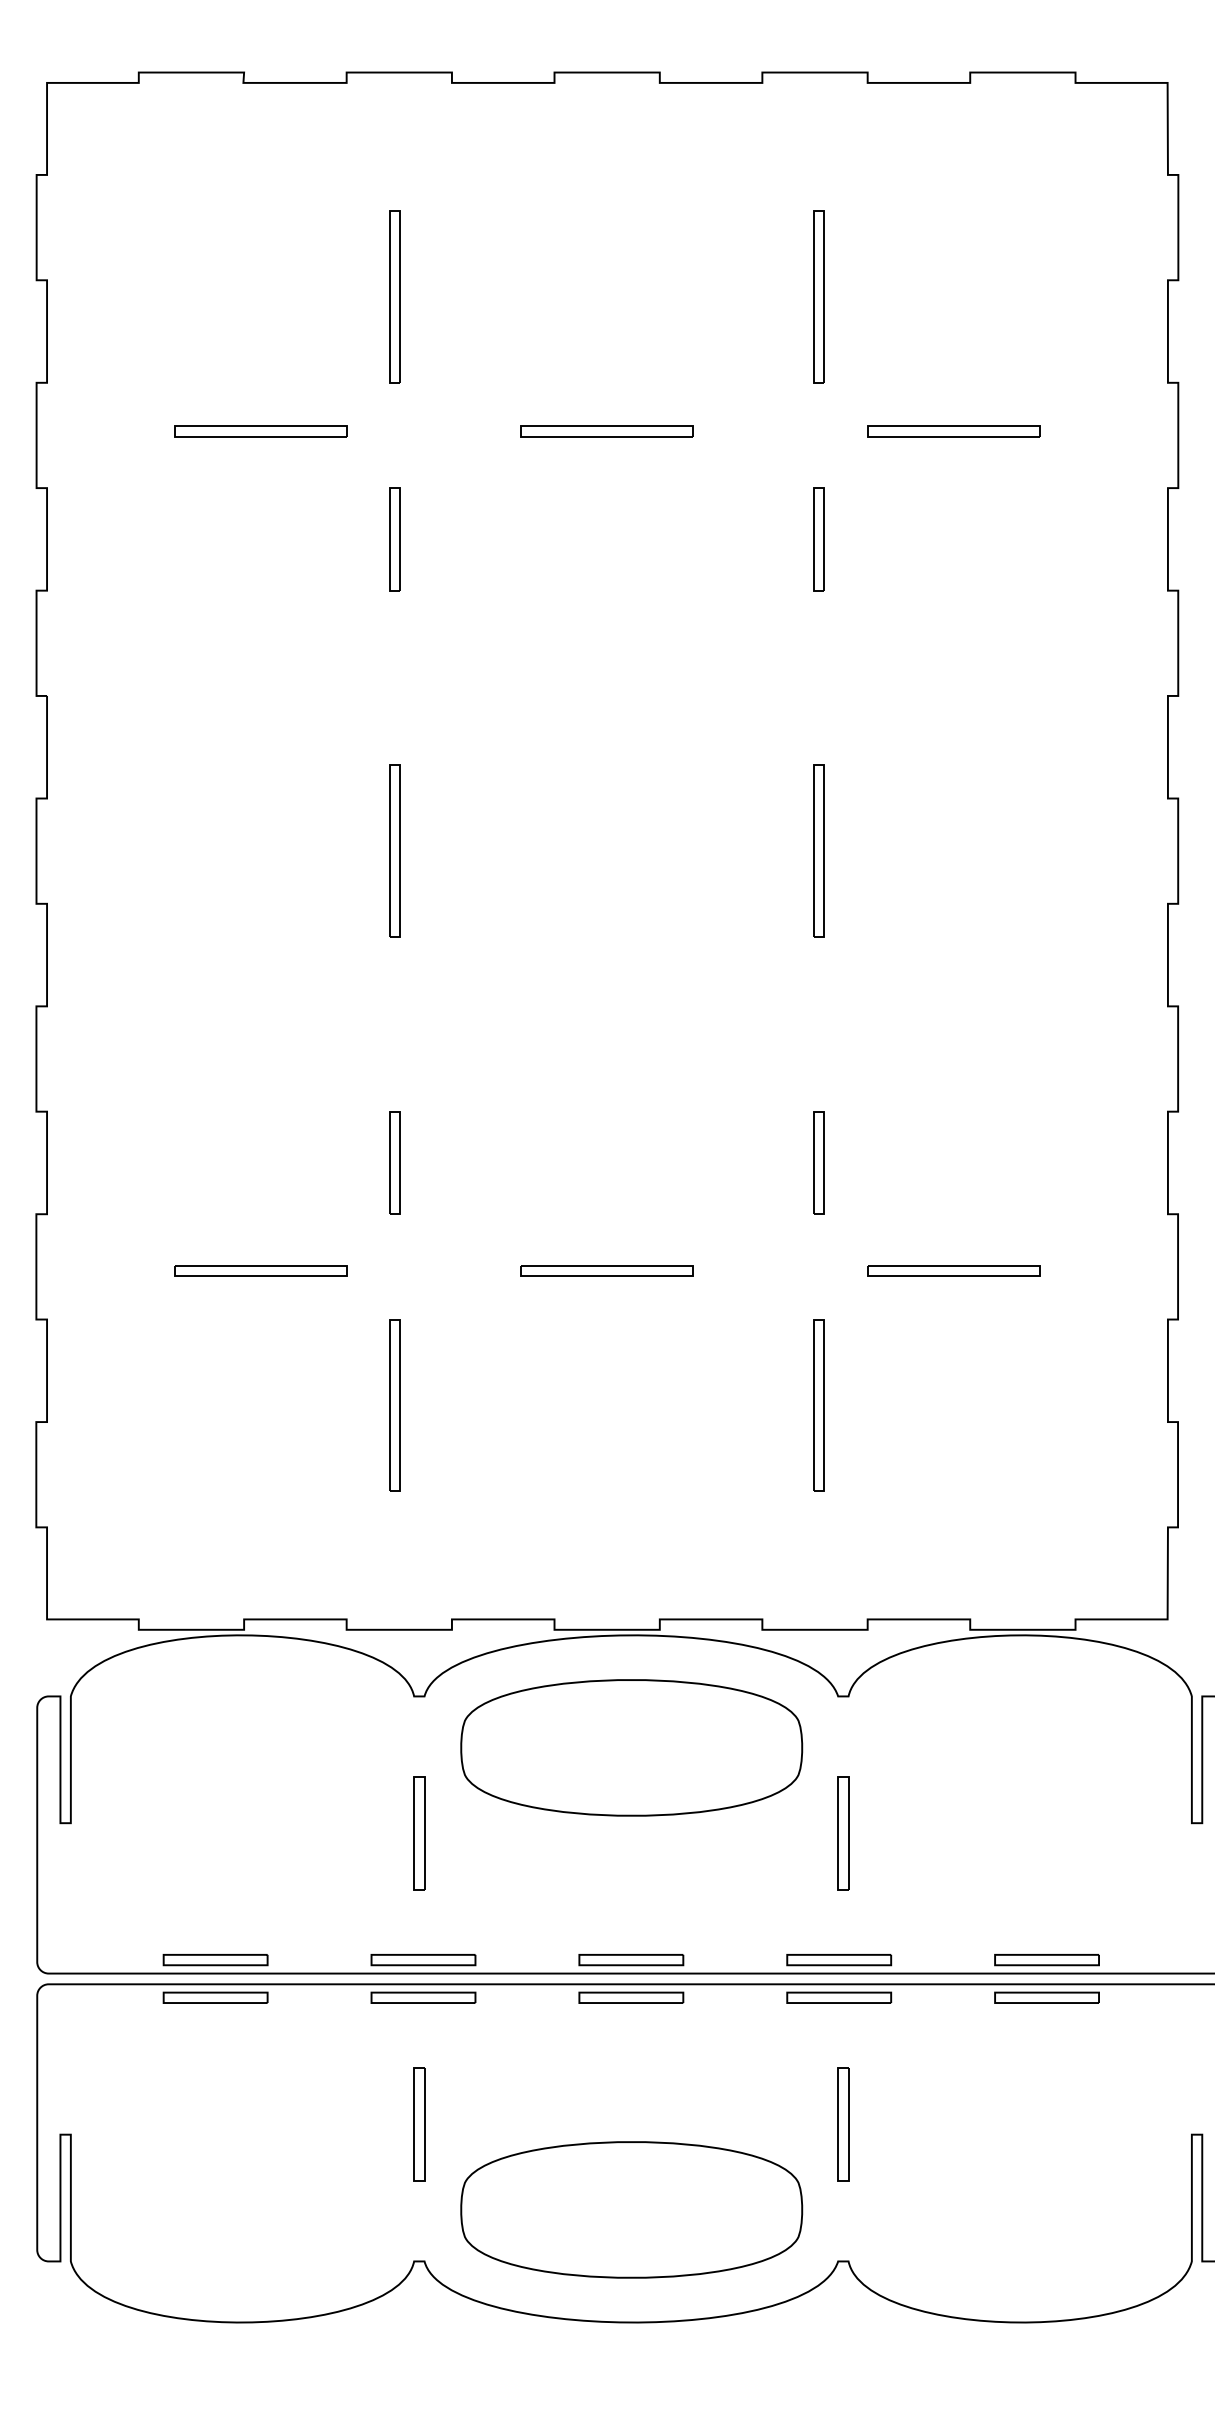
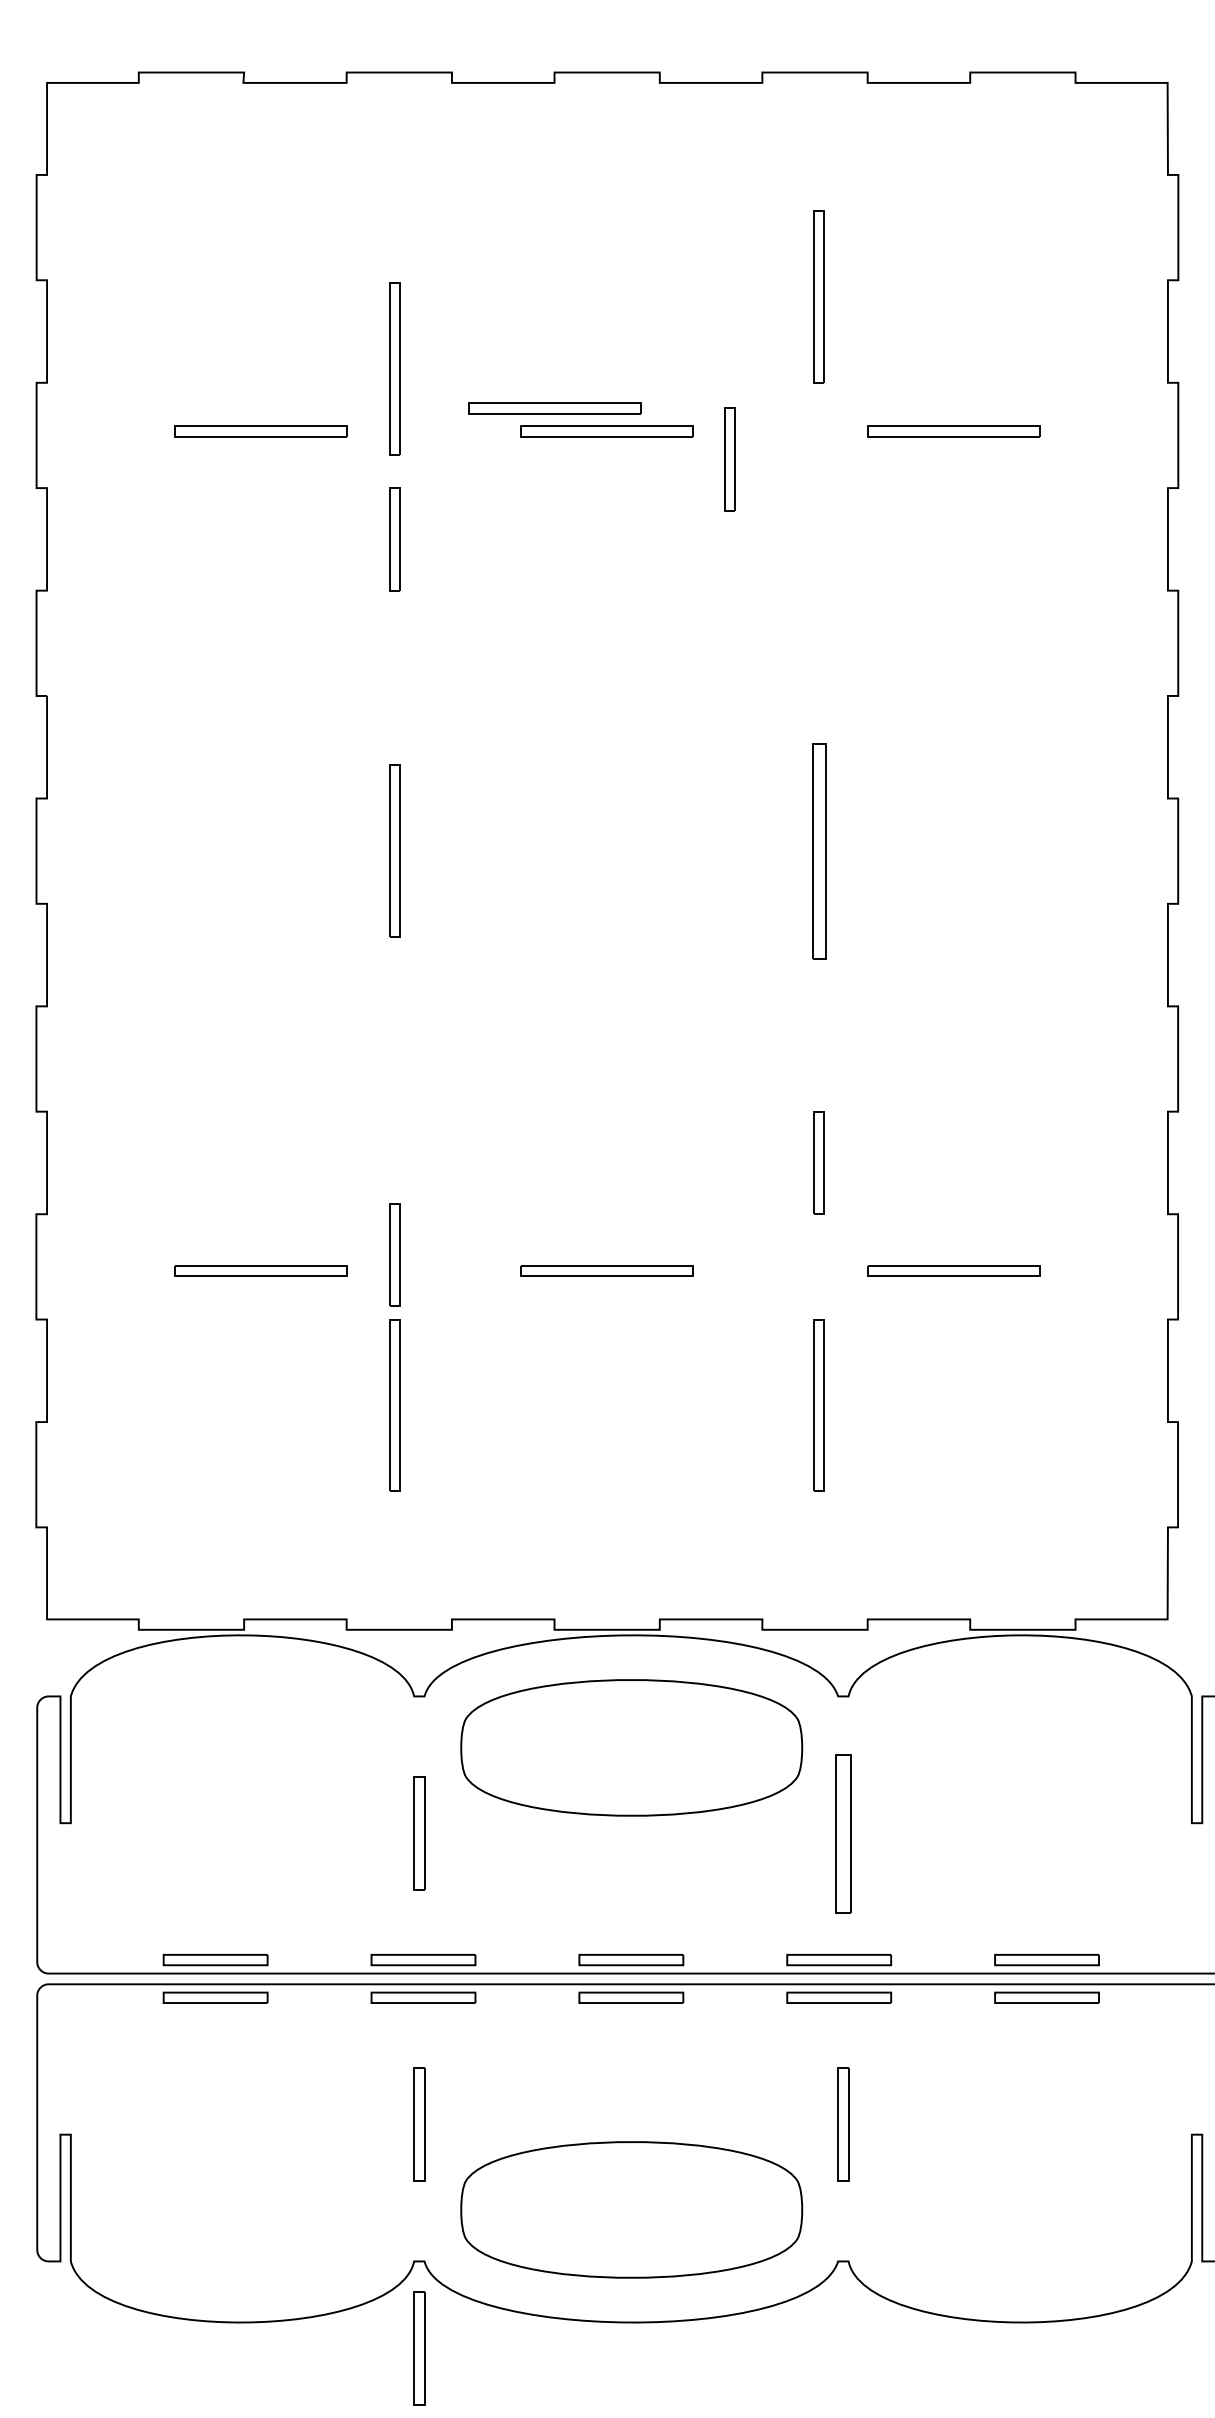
part position: (394, 296) -> (394, 368) (394, 368)
part: none -> present (554, 408)
part position: (818, 539) -> (729, 459) (729, 459)
part size: 12x174 px -> 15x217 px (819, 851)
part position: (394, 1162) -> (394, 1254) (394, 1254)
part size: 13x115 px -> 17x160 px (843, 1833)
part: none -> present (419, 2348)
